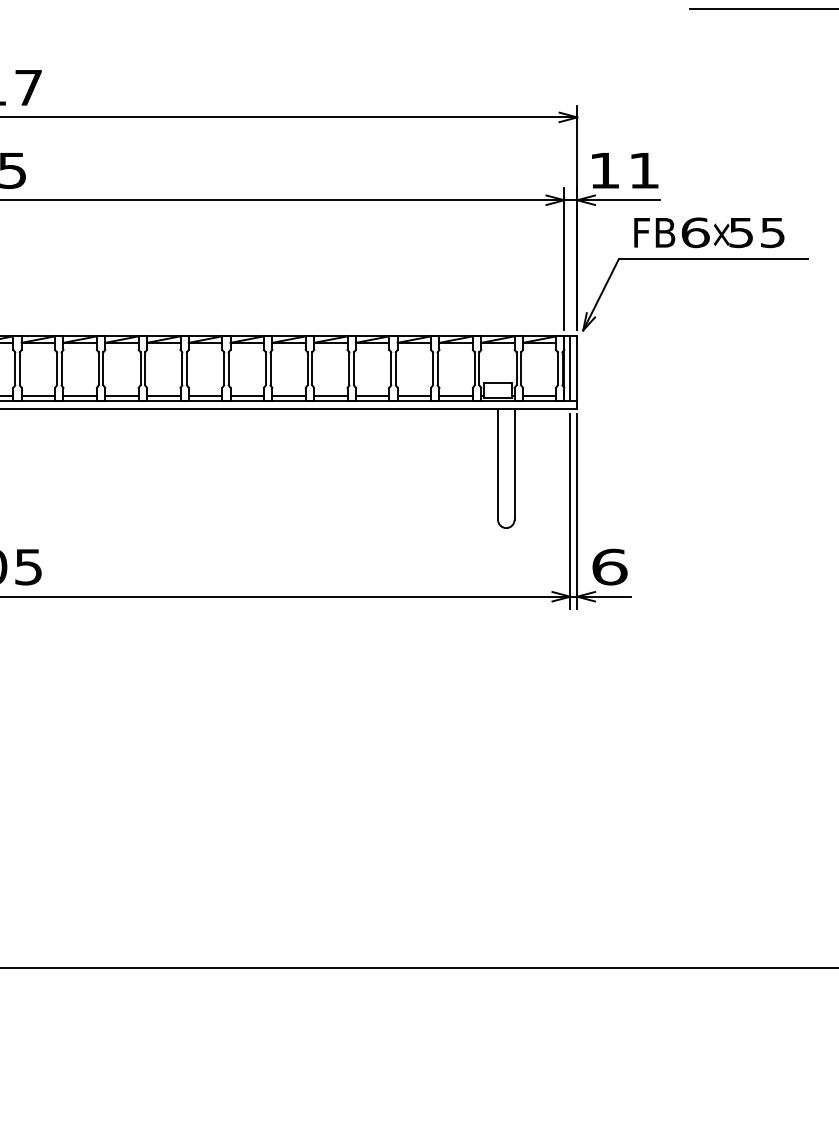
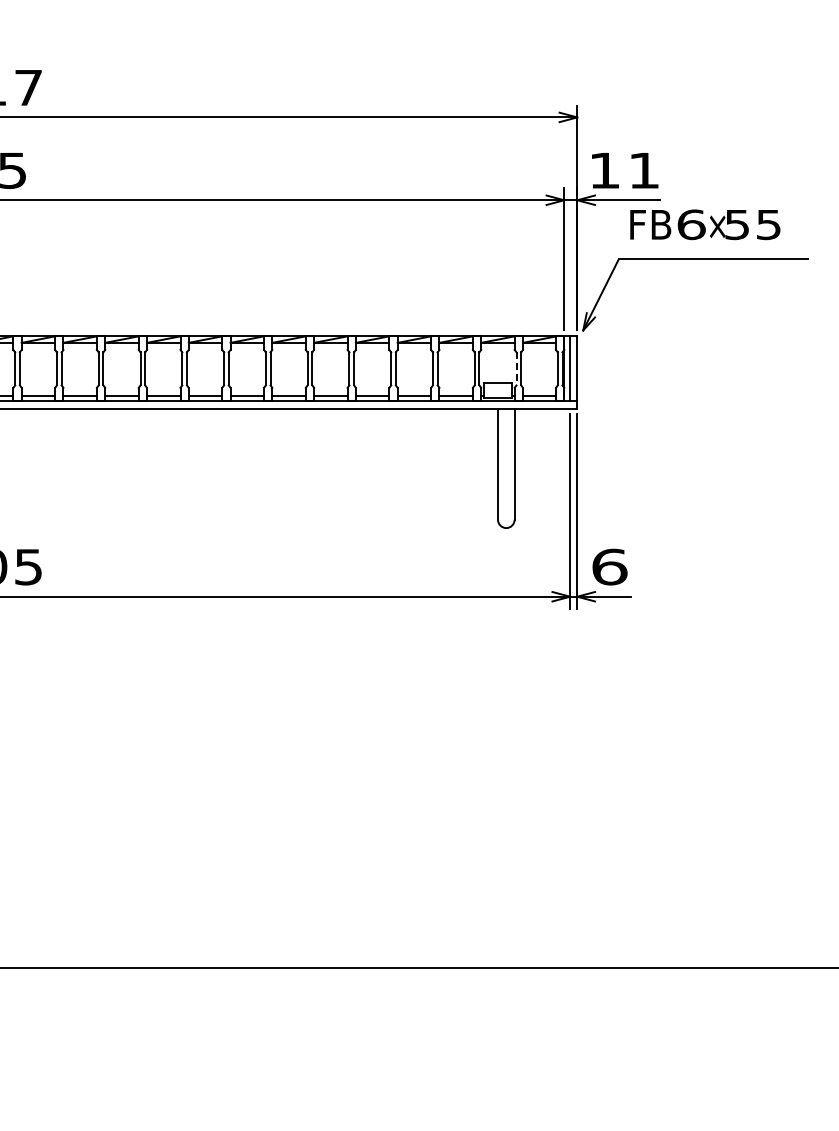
line: present -> none (762, 9)
text position: (709, 232) -> (705, 224) (705, 224)
line: solid -> dashed (516, 368)
